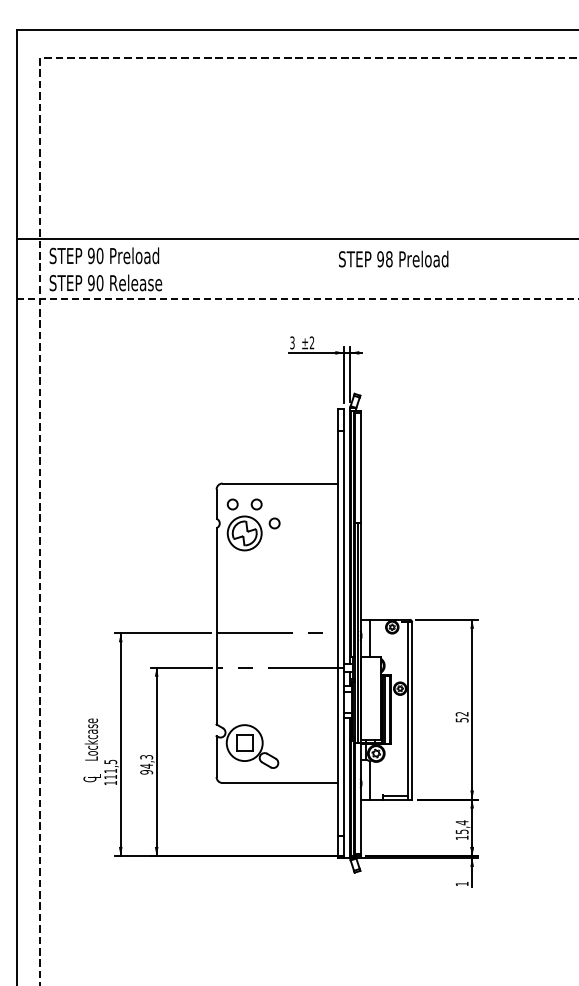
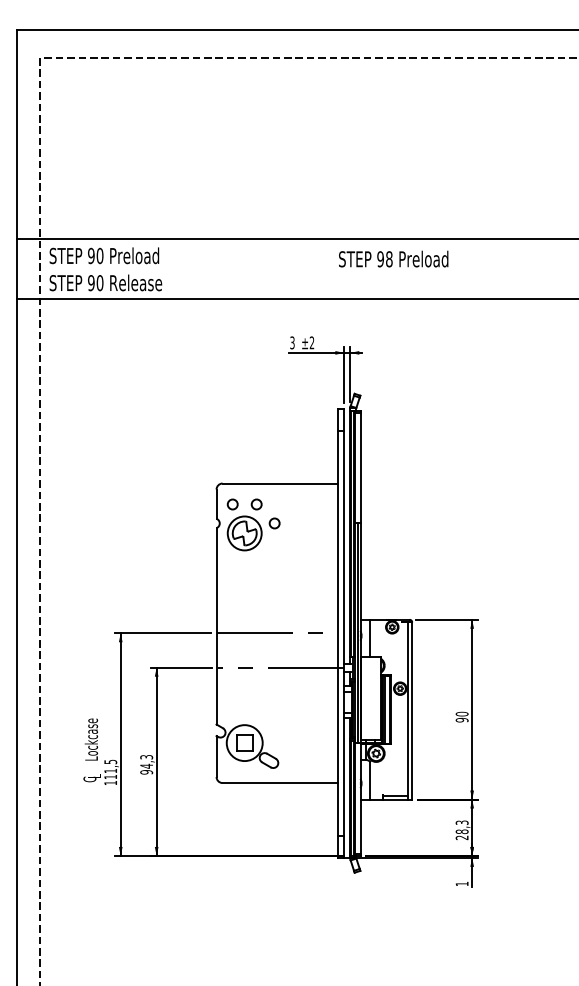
line: dashed -> solid (298, 299)
text: 52 -> 90 (461, 716)
text: 15,4 -> 28,3 (461, 830)
